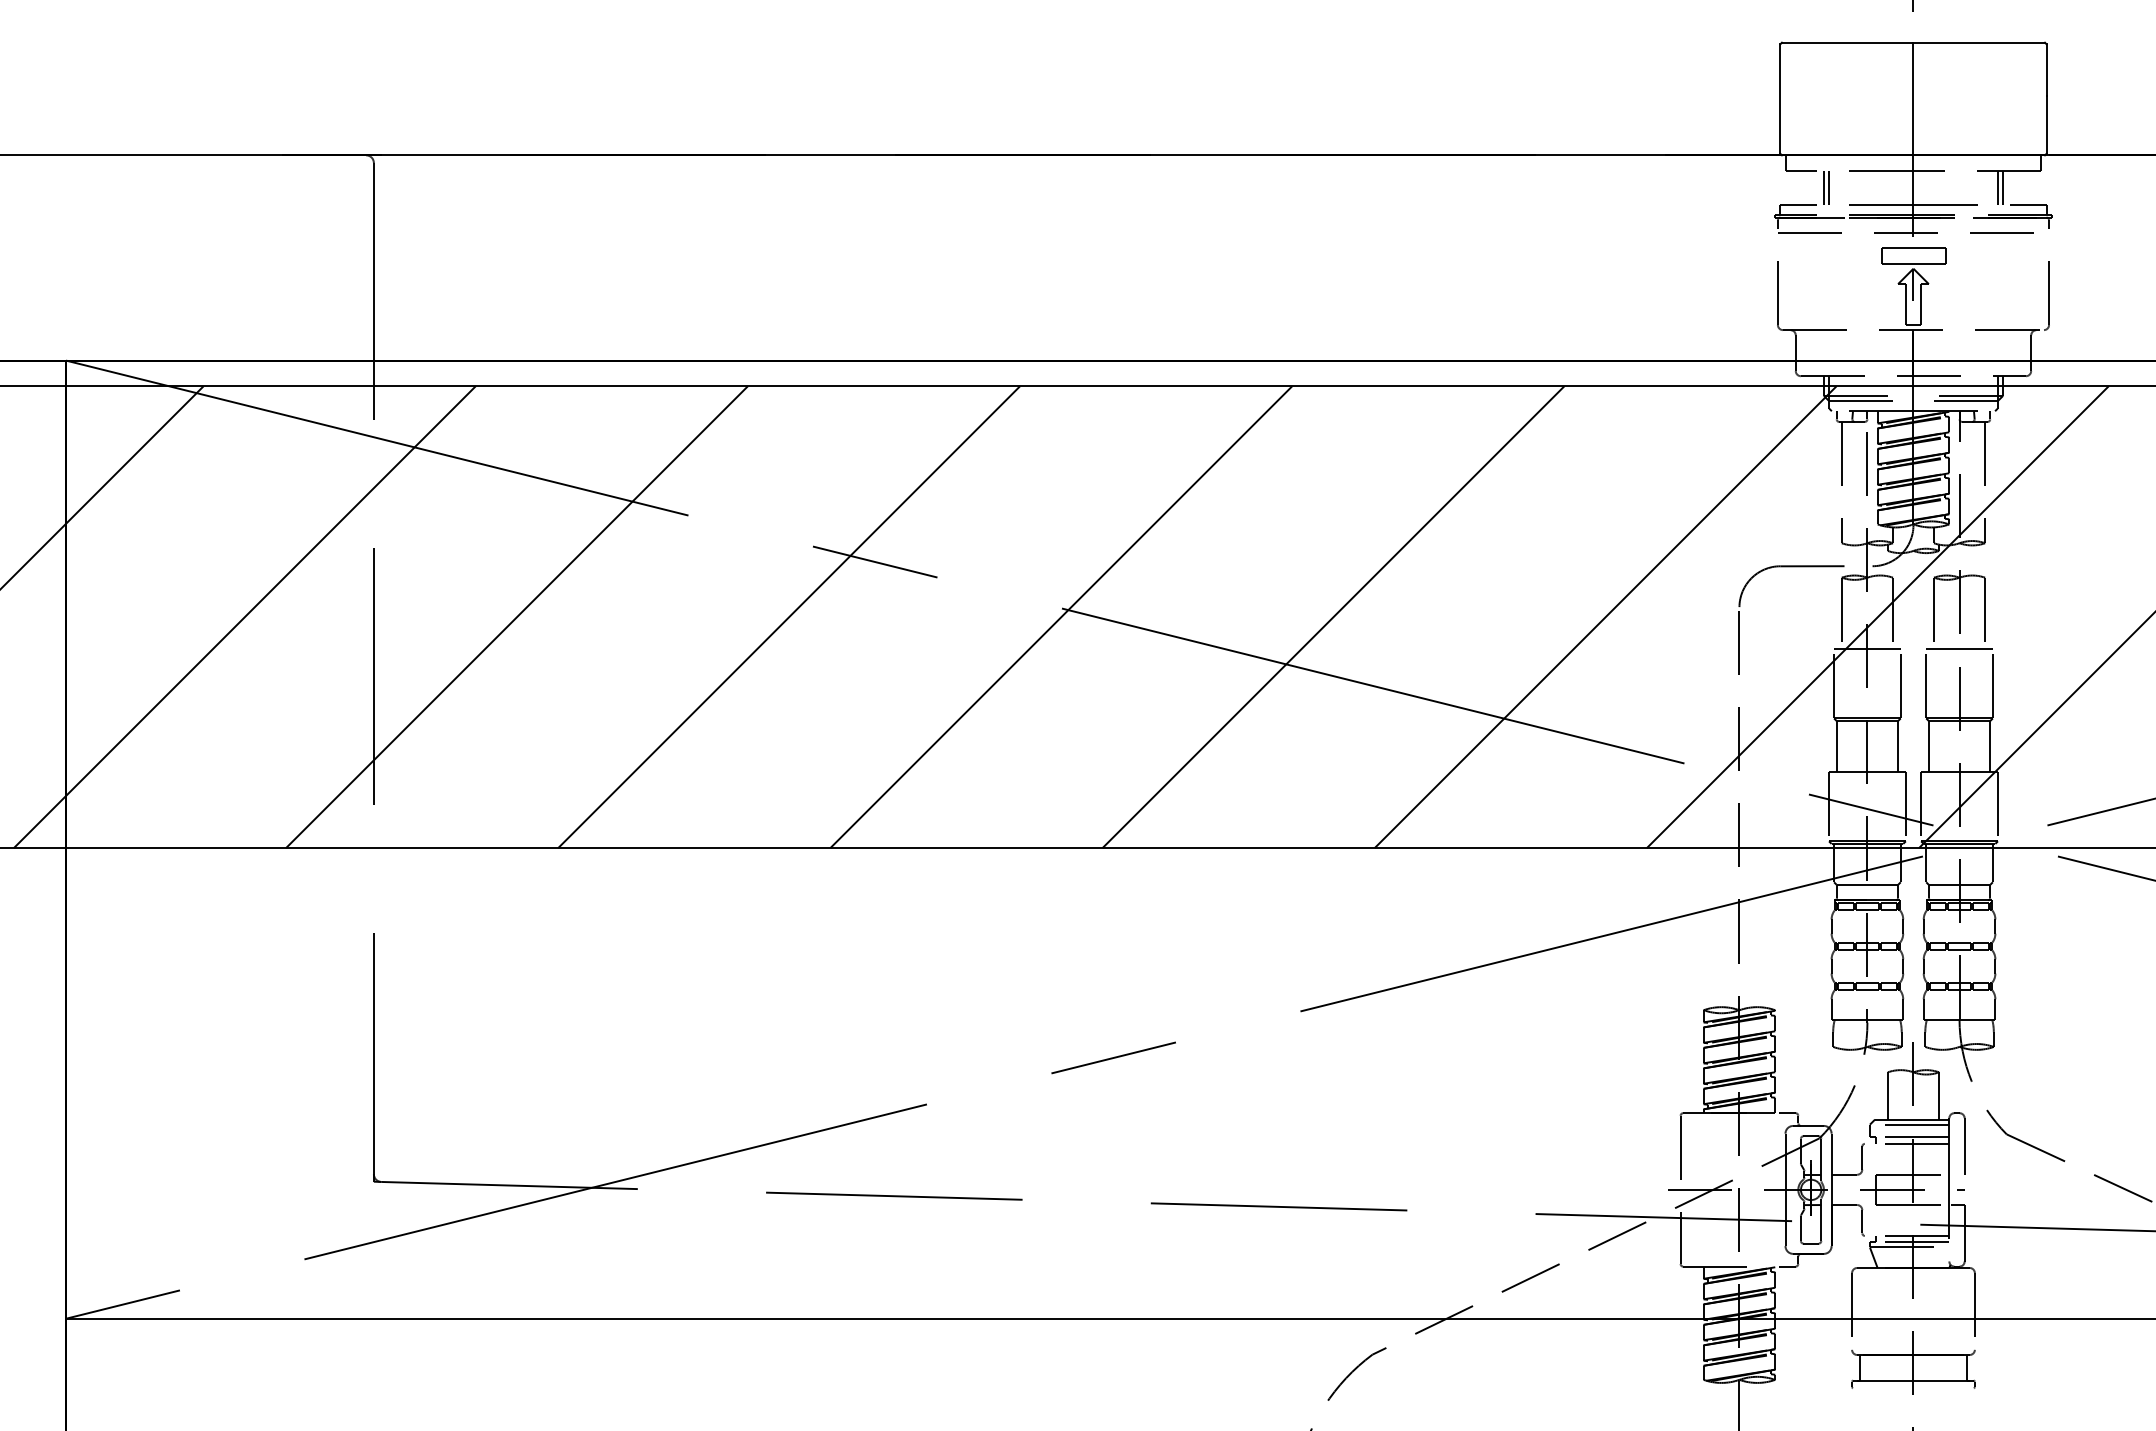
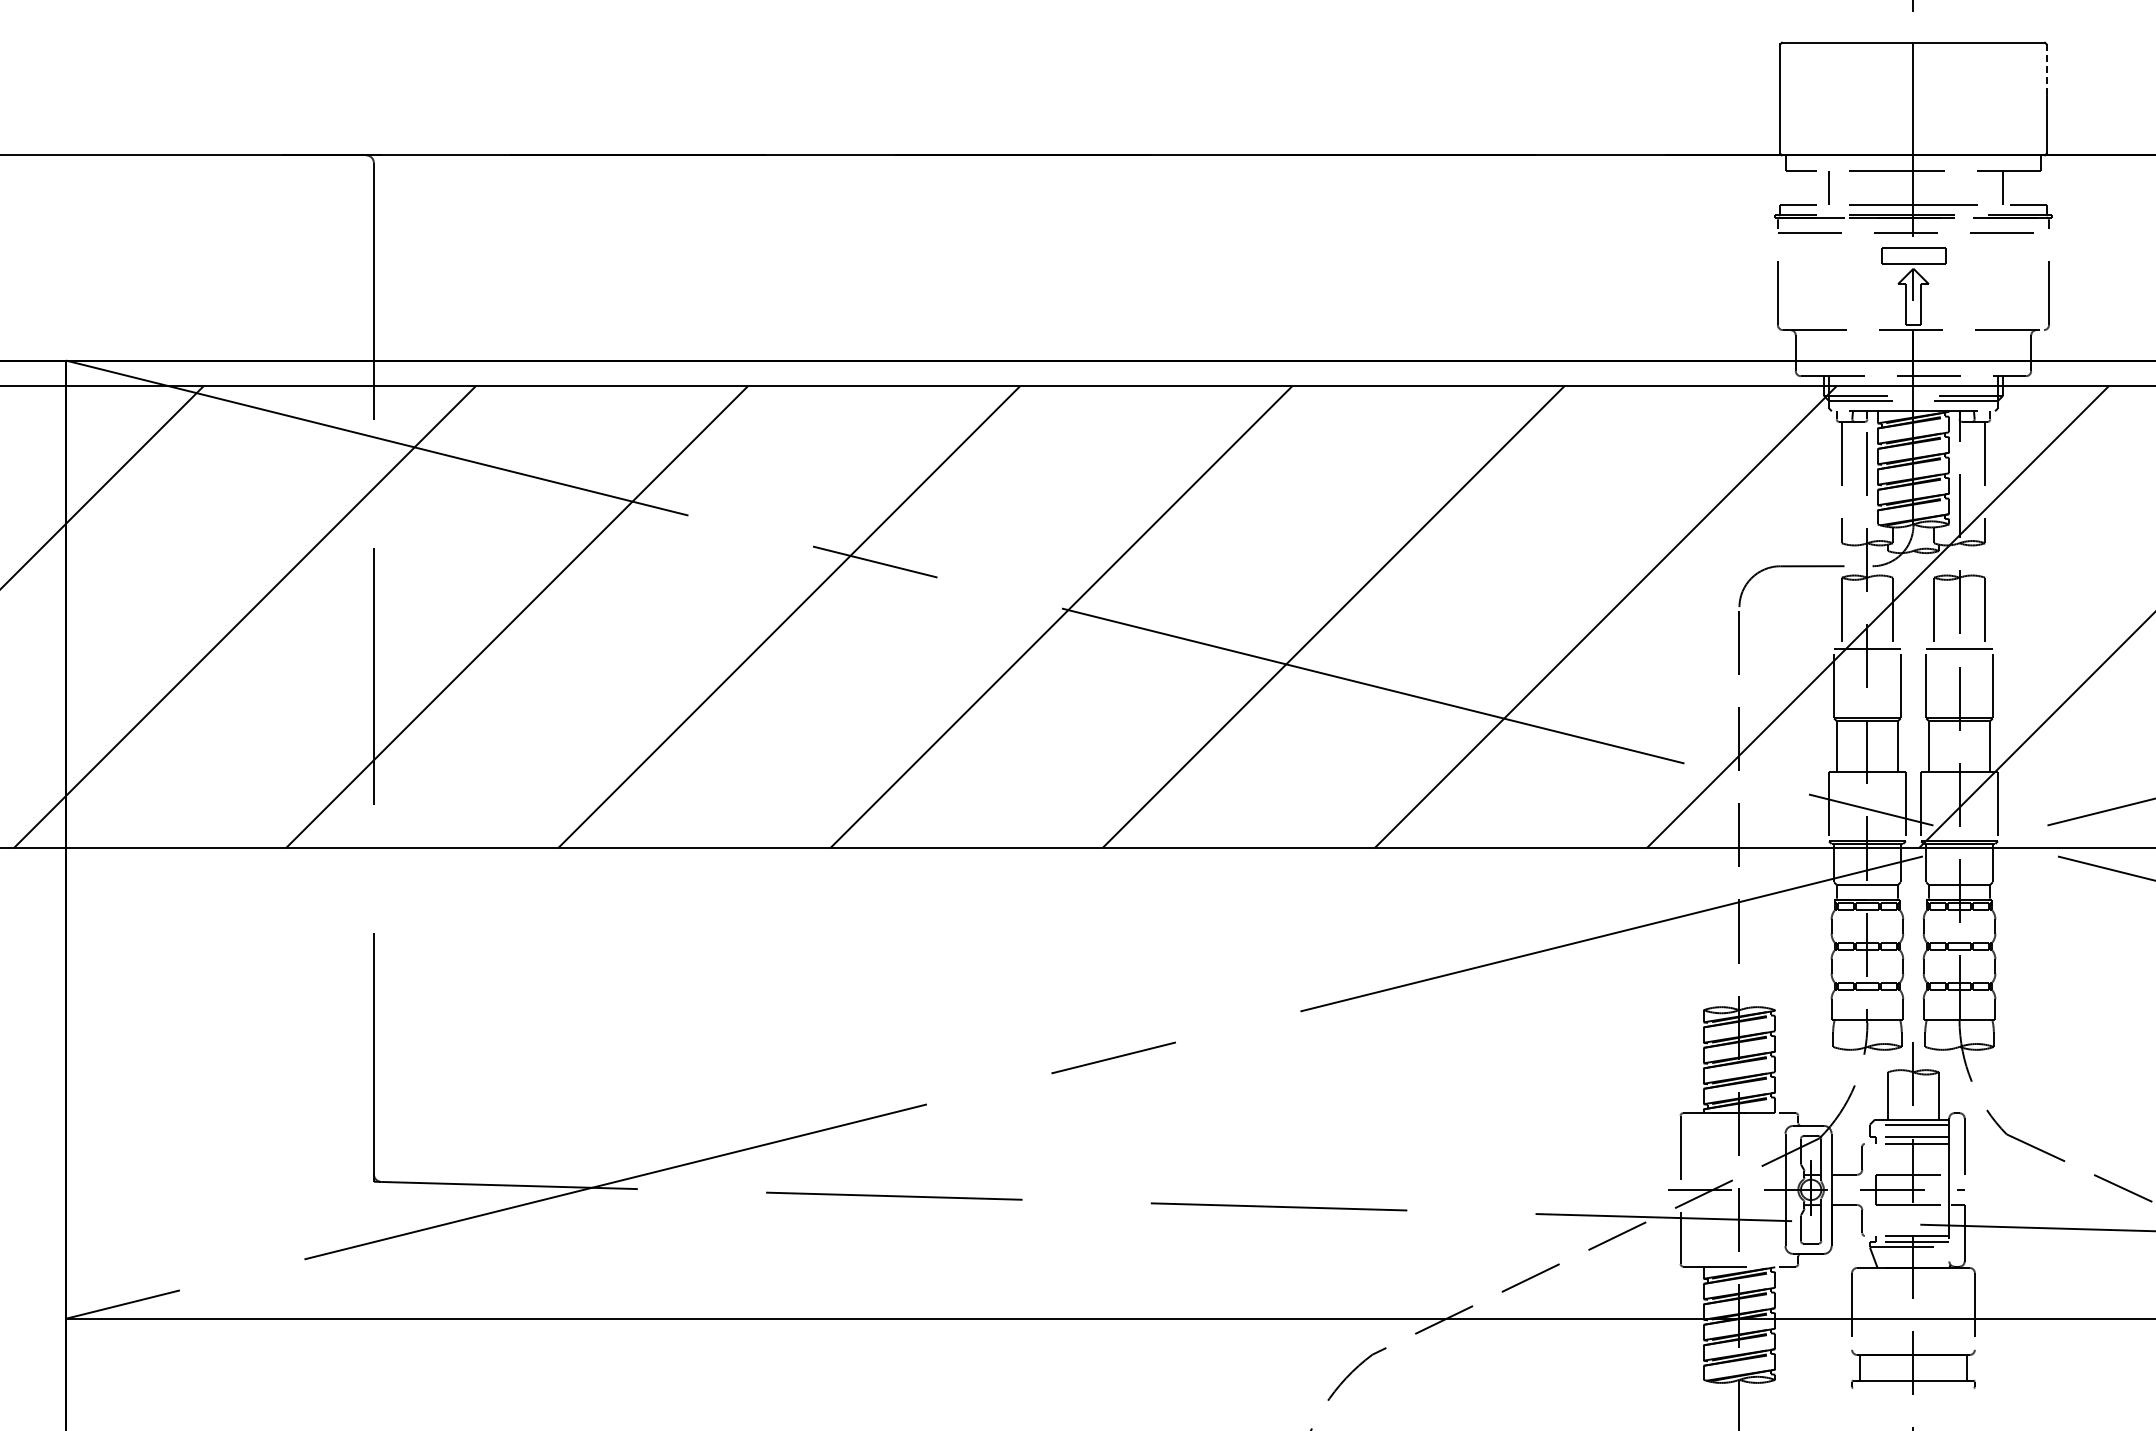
line: solid -> dashed (2046, 70)
line: present -> none (1823, 187)
line: present -> none (1997, 187)
